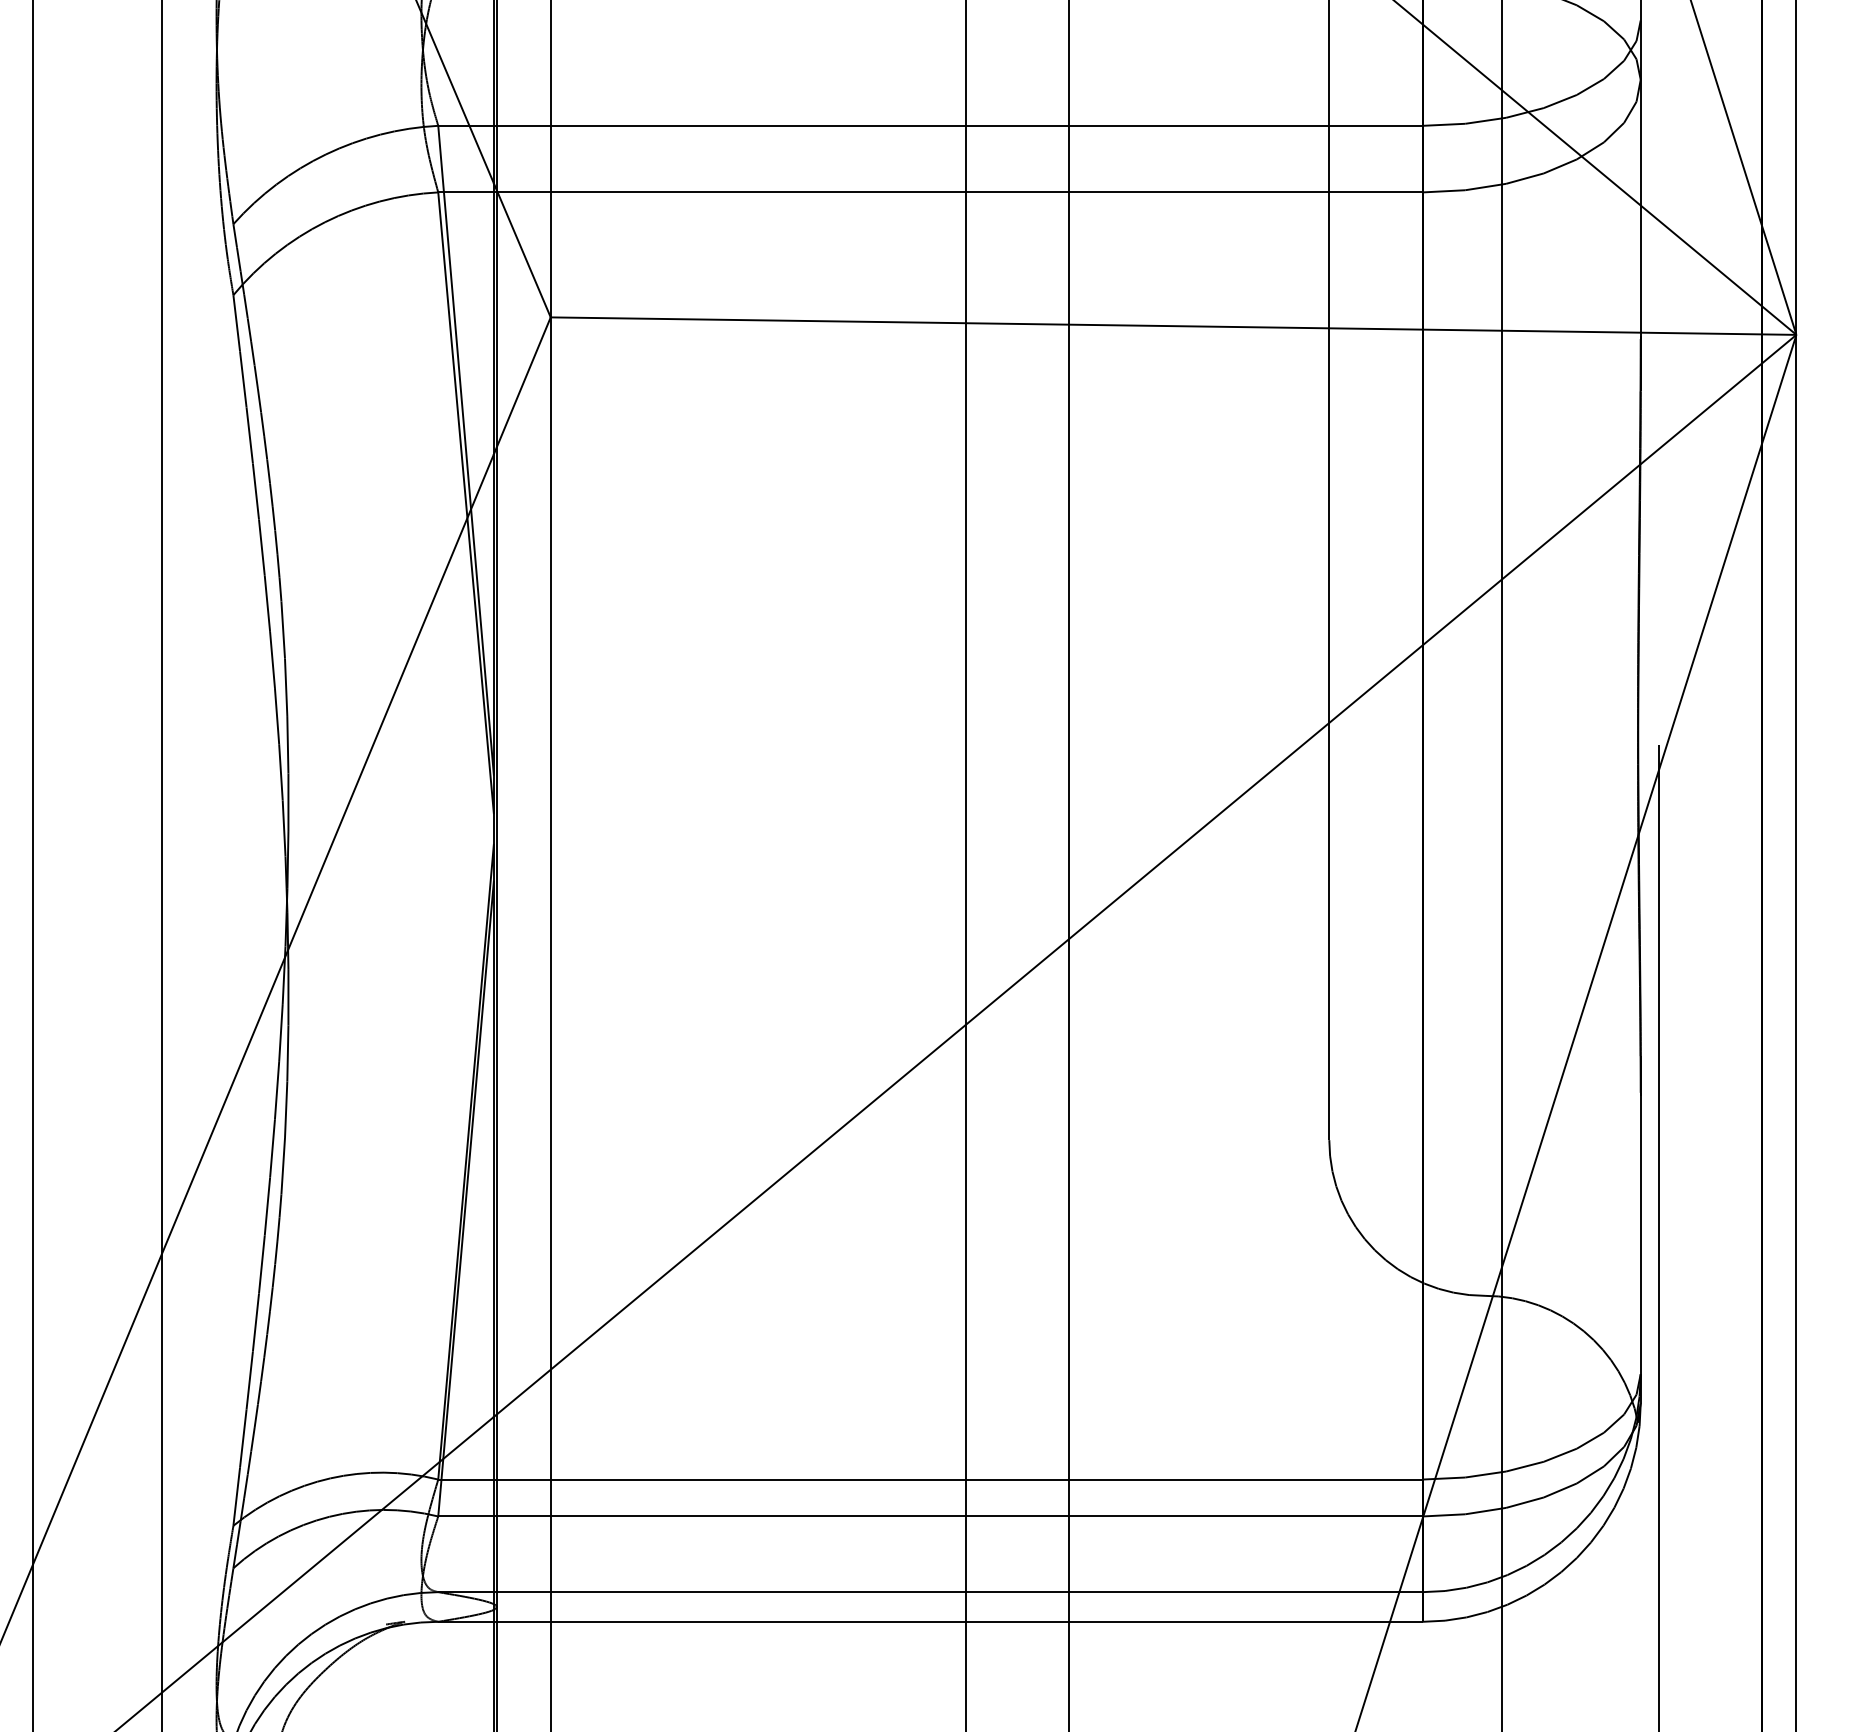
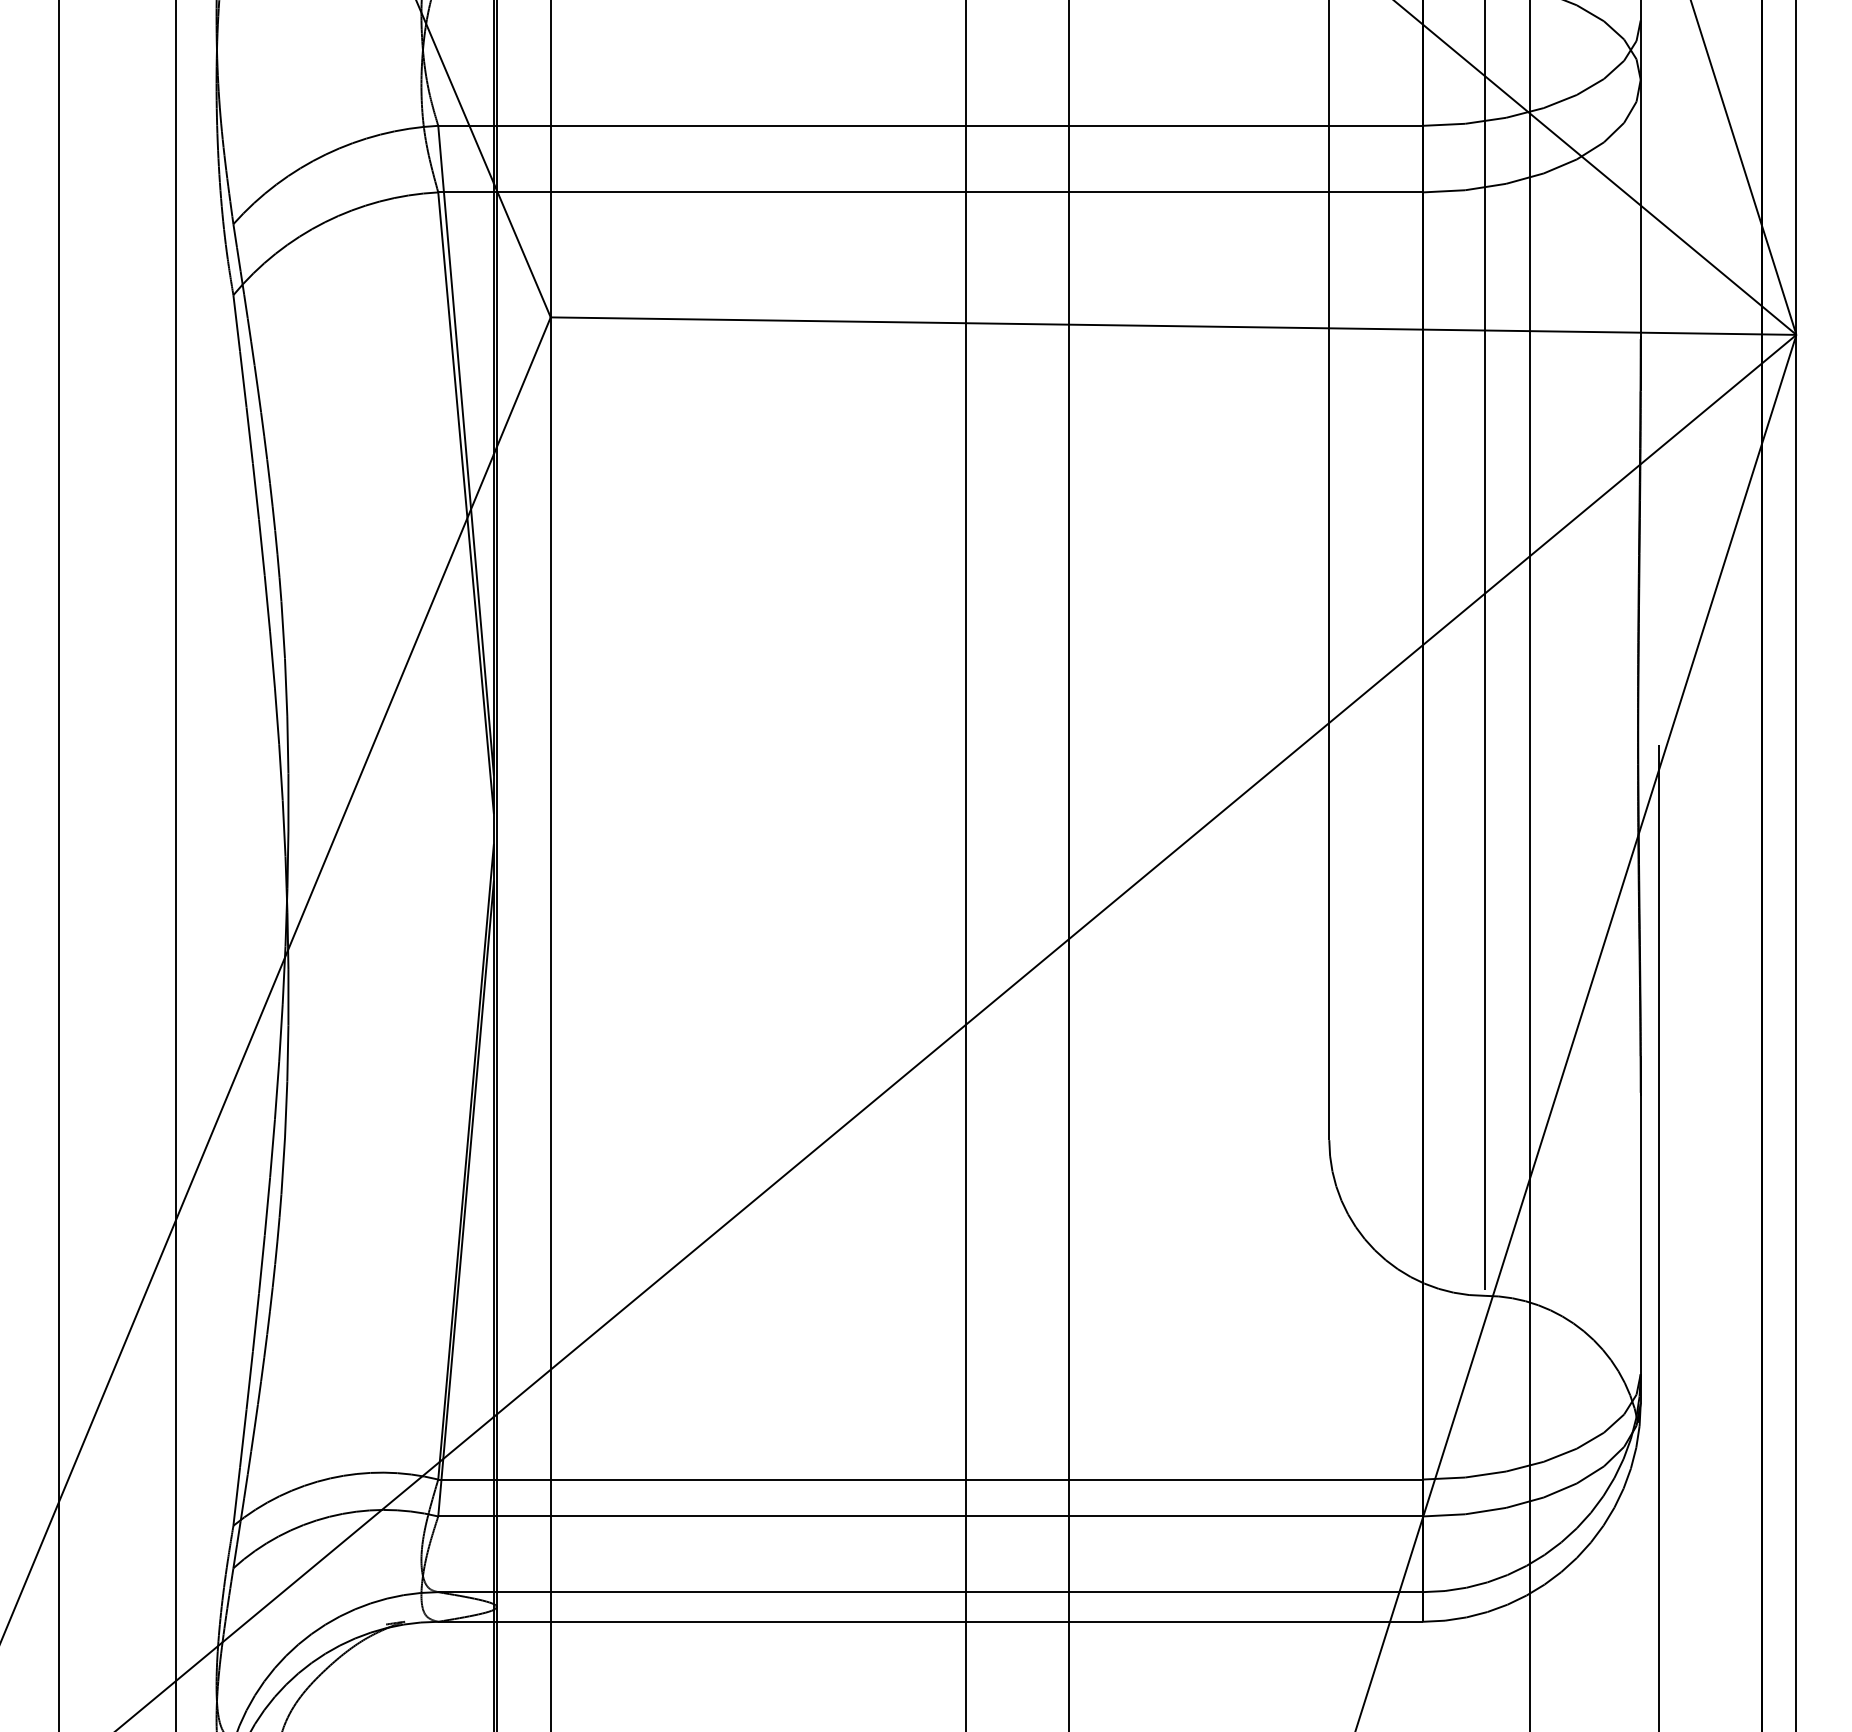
line: none -> present (1485, 646)
line position: (32, 865) -> (58, 865) (58, 865)
line position: (161, 865) -> (175, 865) (175, 865)
line position: (1501, 865) -> (1529, 865) (1529, 865)
